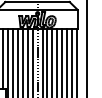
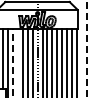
line: solid -> dashed (86, 48)
line: present -> none (17, 61)
line: solid -> dashed (12, 62)
